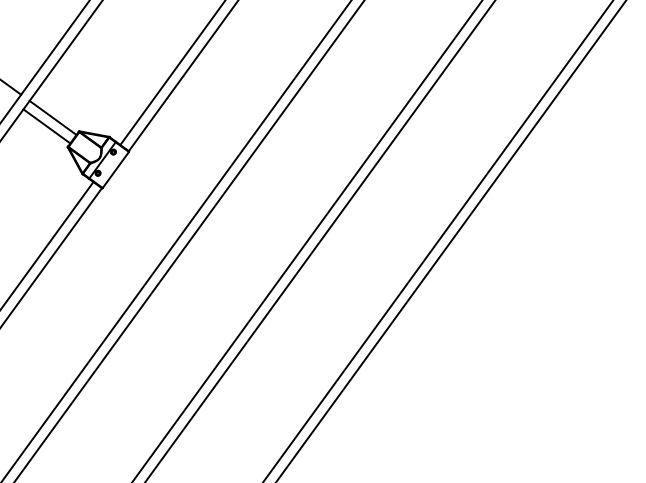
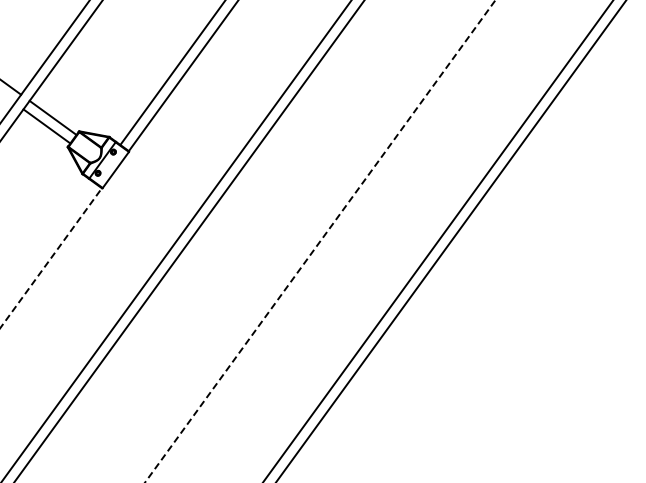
line: present -> none (307, 240)
line: solid -> dashed (320, 241)
line: present -> none (47, 244)
line: solid -> dashed (51, 257)
